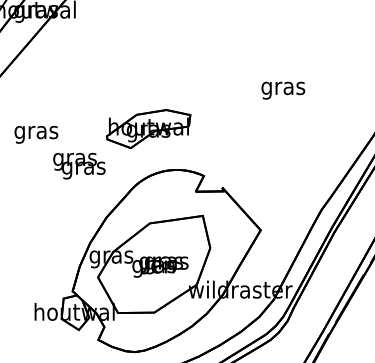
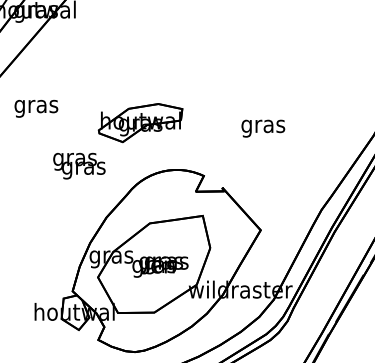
text position: (283, 90) -> (263, 128) (263, 128)
part position: (148, 129) -> (140, 123) (140, 123)
text position: (36, 134) -> (36, 108) (36, 108)
